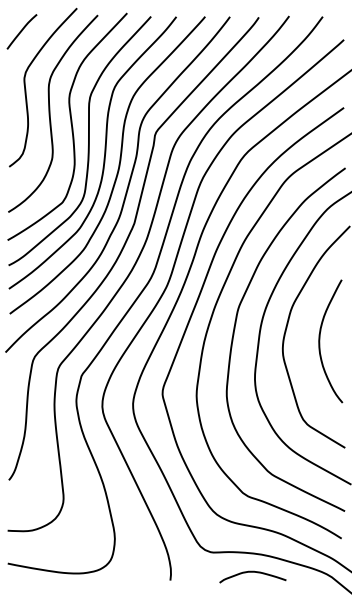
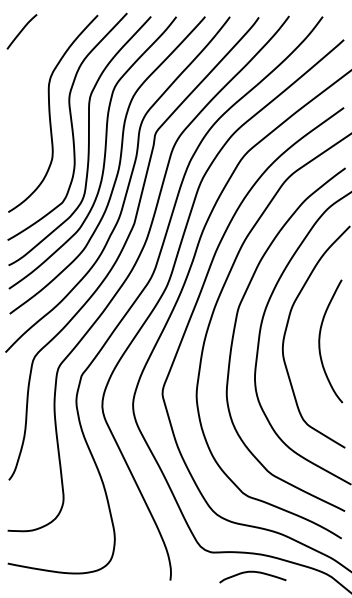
curve: present -> none (26, 89)
